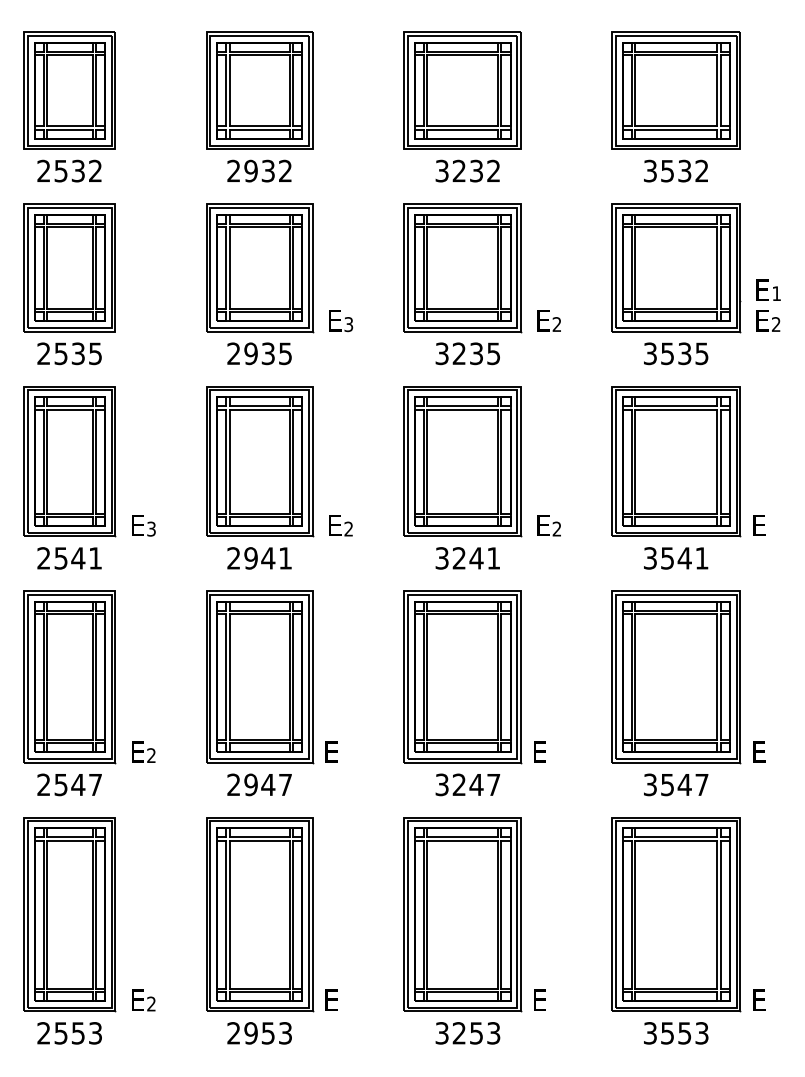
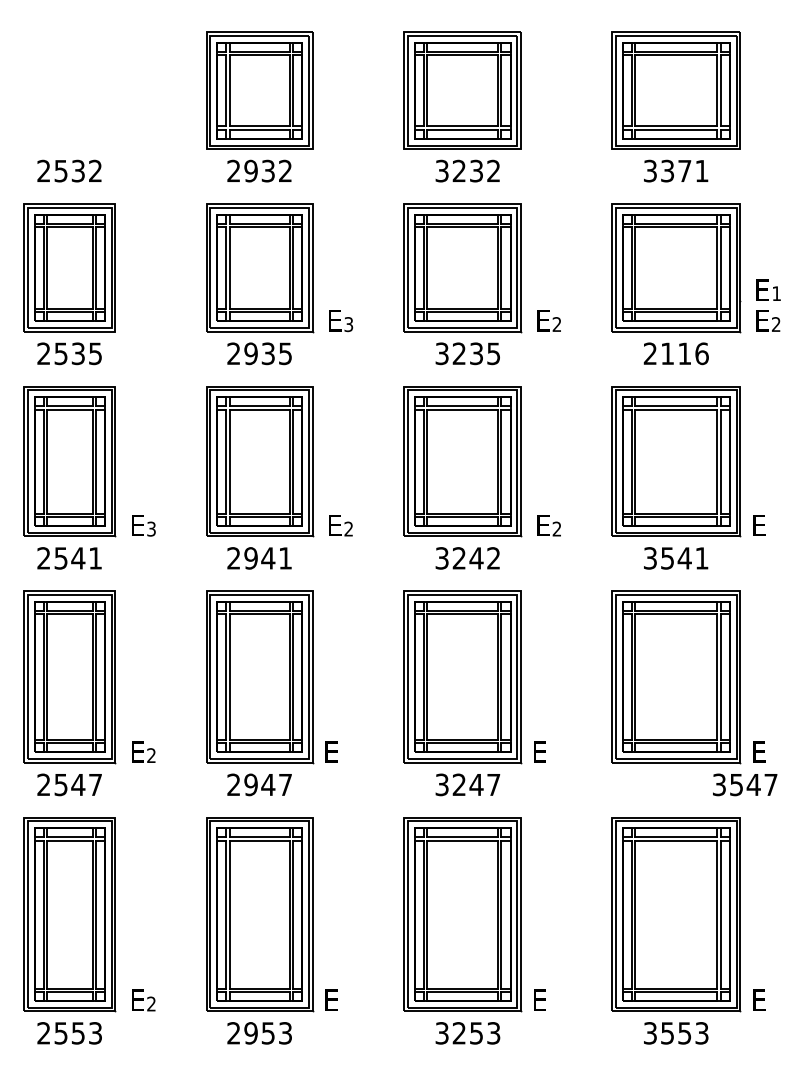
part: present -> none (69, 90)
text: 3532 -> 3371 (684, 170)
text: 3535 -> 2116 (675, 353)
text: 3241 -> 3242 (493, 558)
text position: (676, 784) -> (745, 784) (745, 784)
